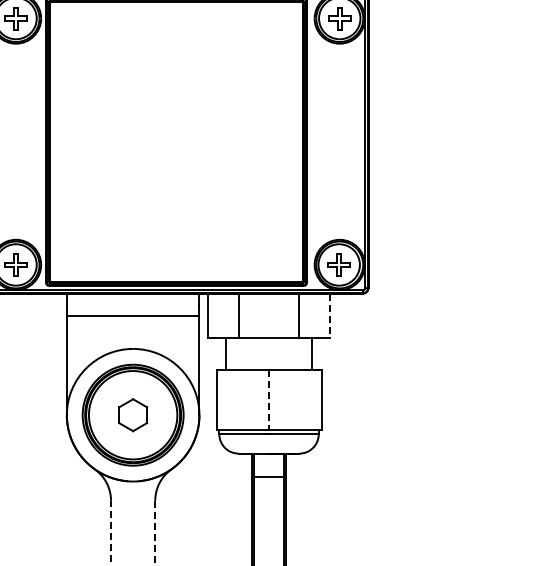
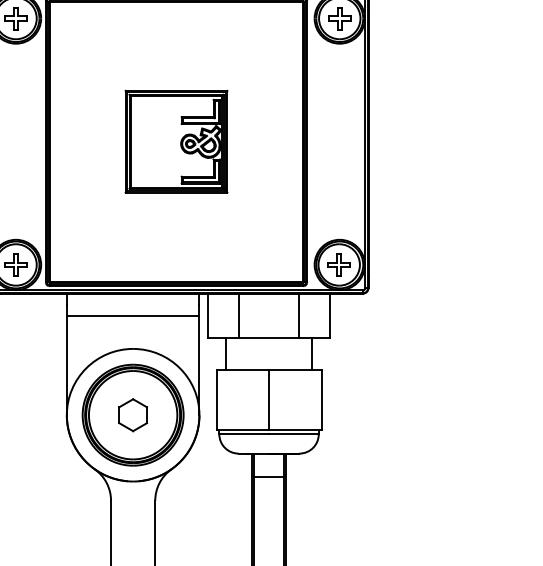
part: none -> present (176, 141)
line: dashed -> solid (329, 316)
line: dashed -> solid (269, 400)
line: dashed -> solid (111, 532)
line: dashed -> solid (155, 533)
